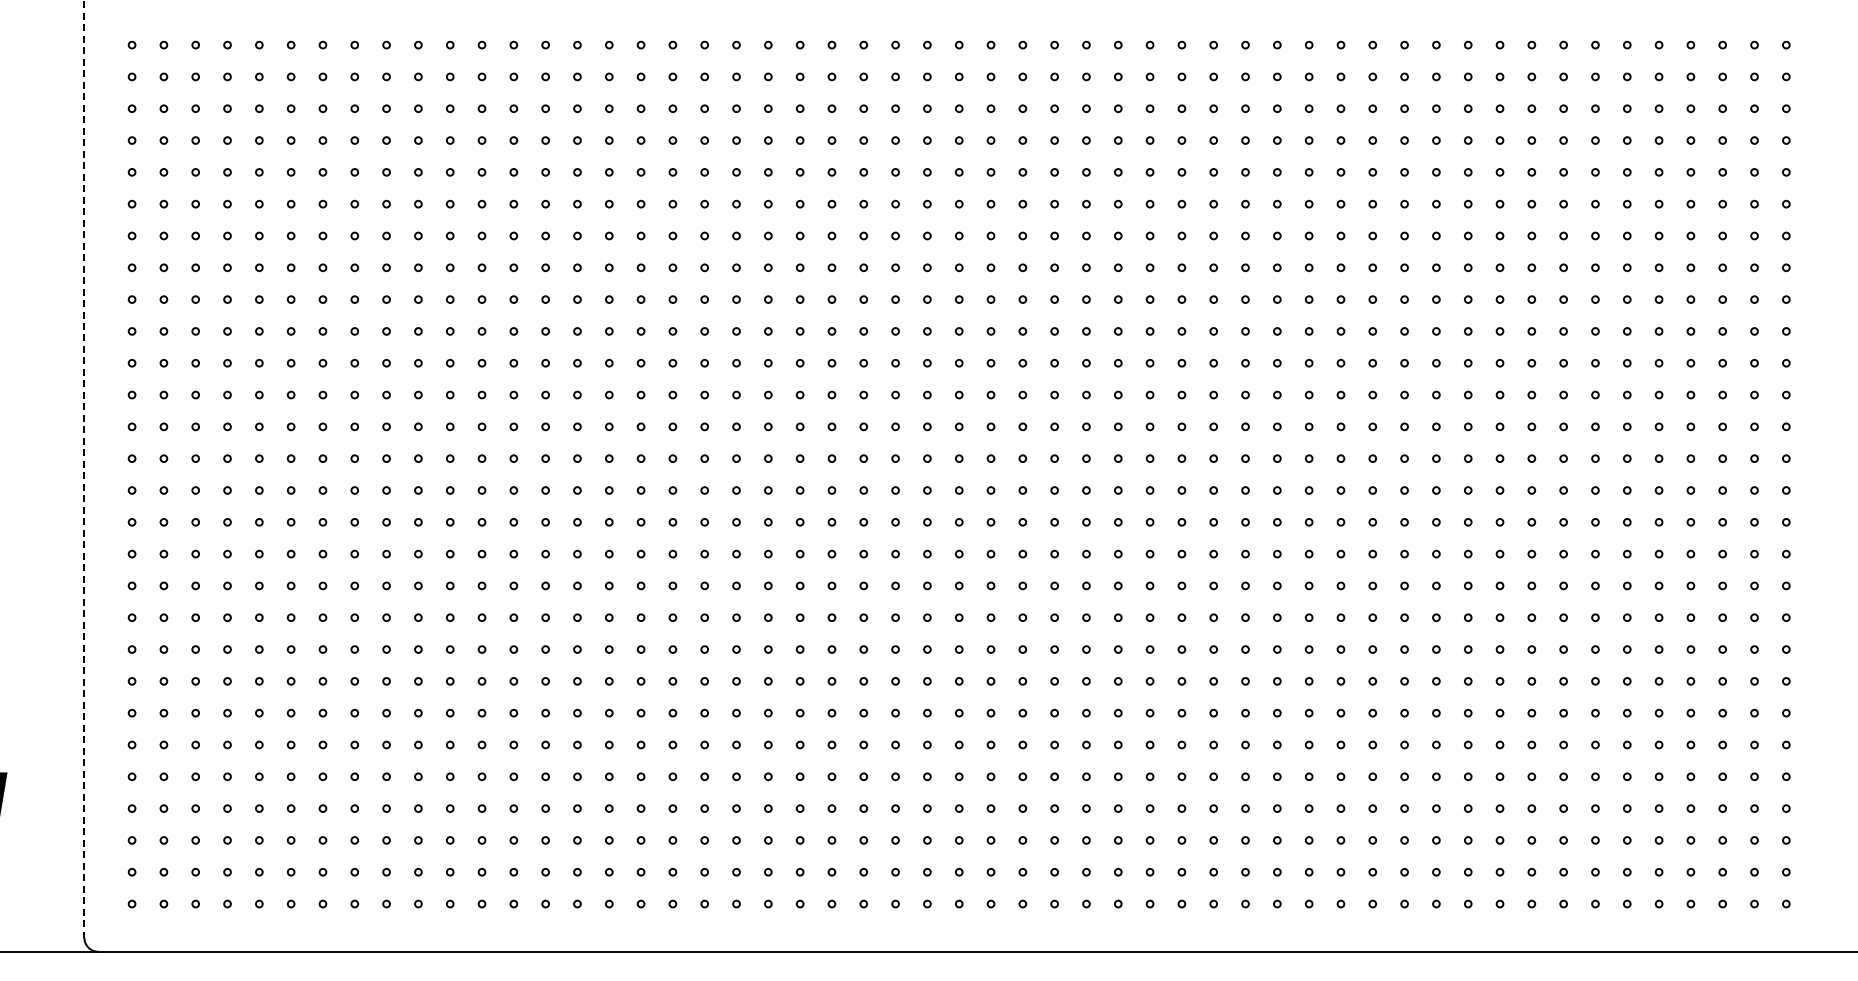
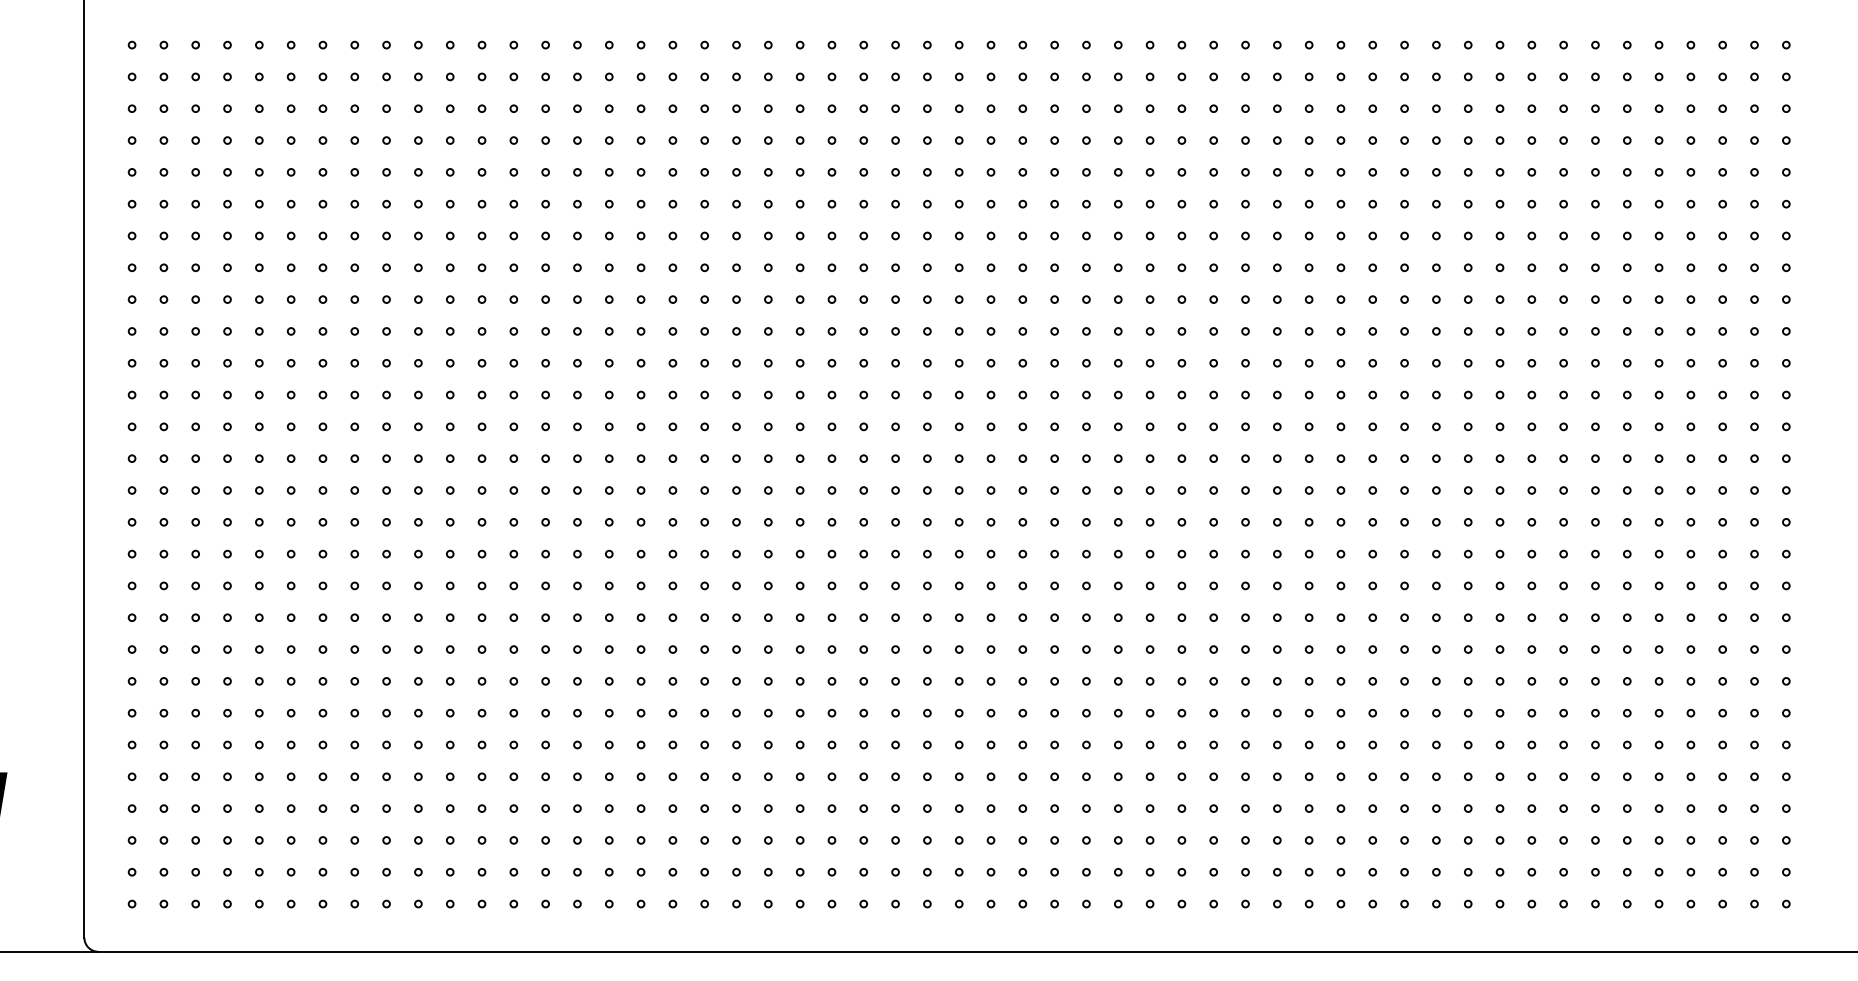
line: dashed -> solid (84, 469)
